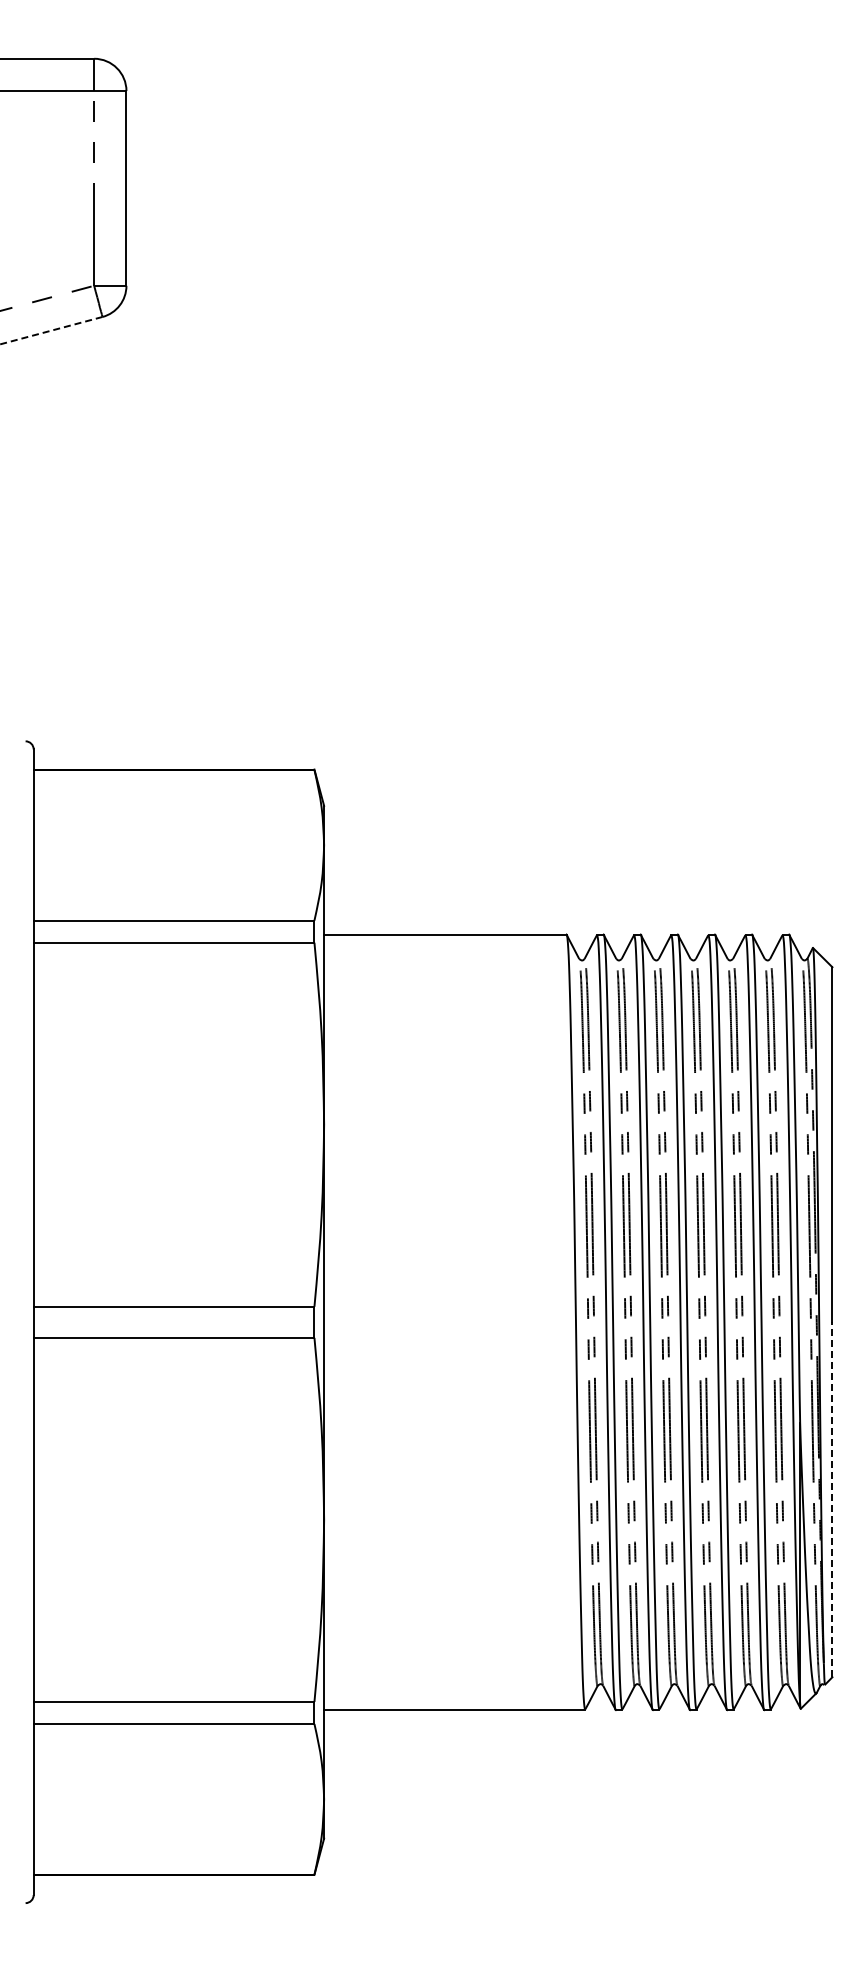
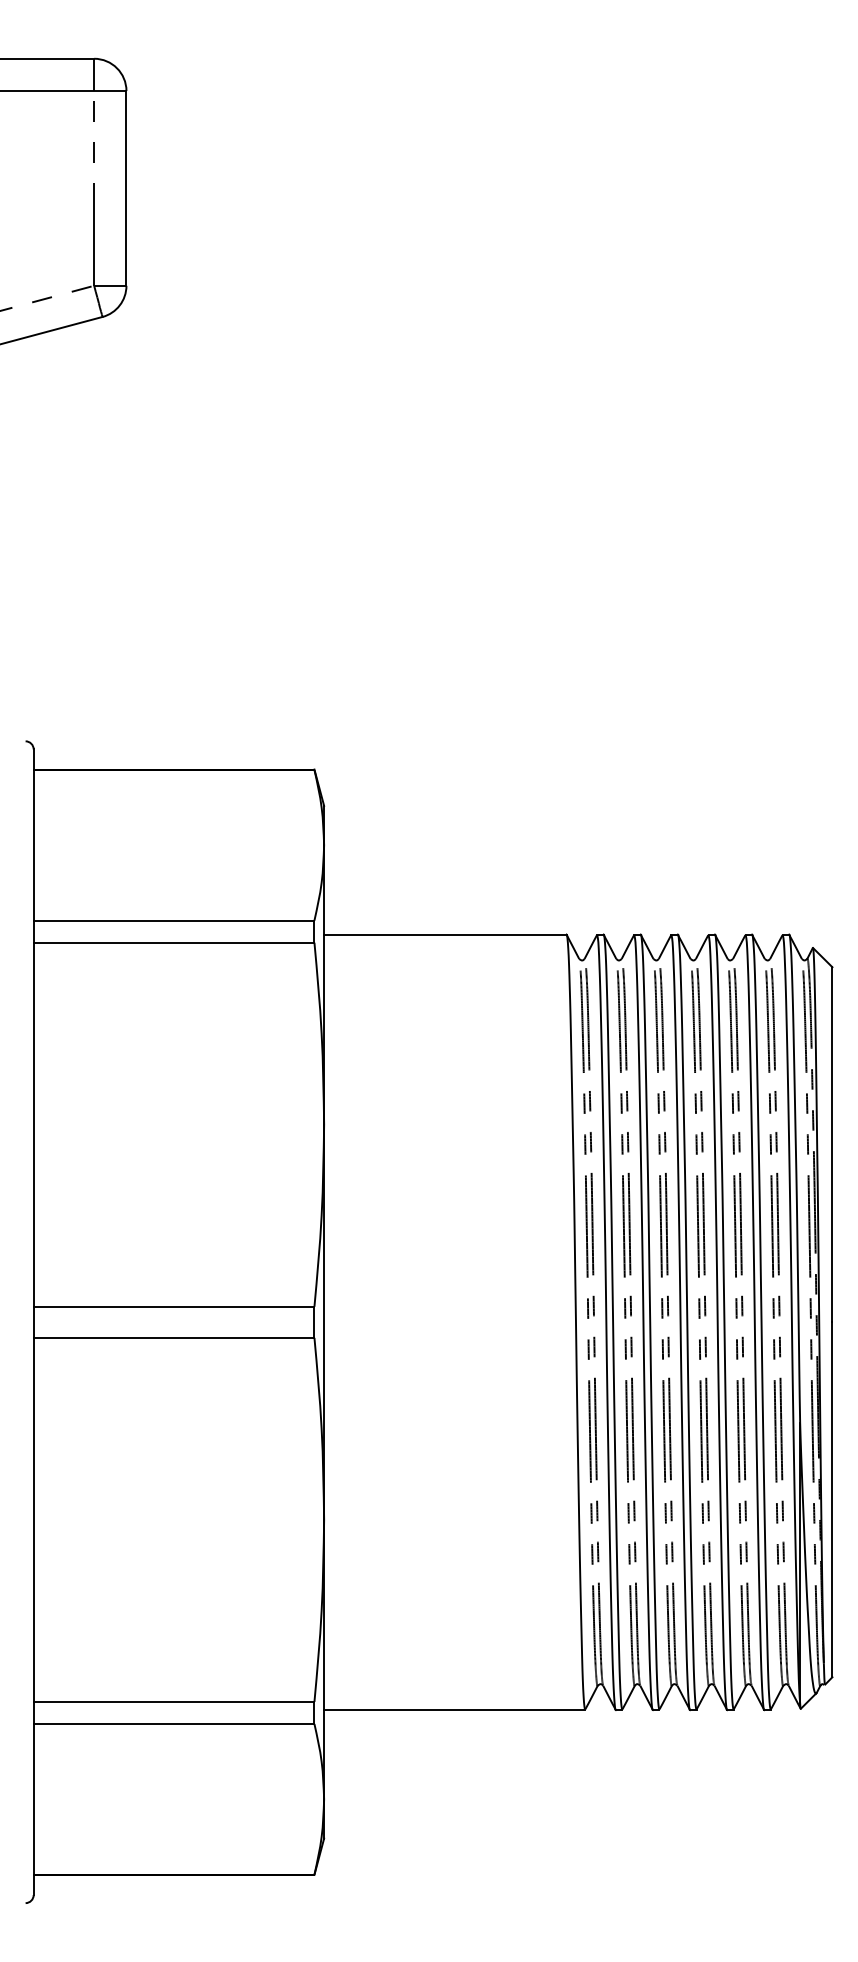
line: dashed -> solid (51, 330)
line: dashed -> solid (832, 1499)
